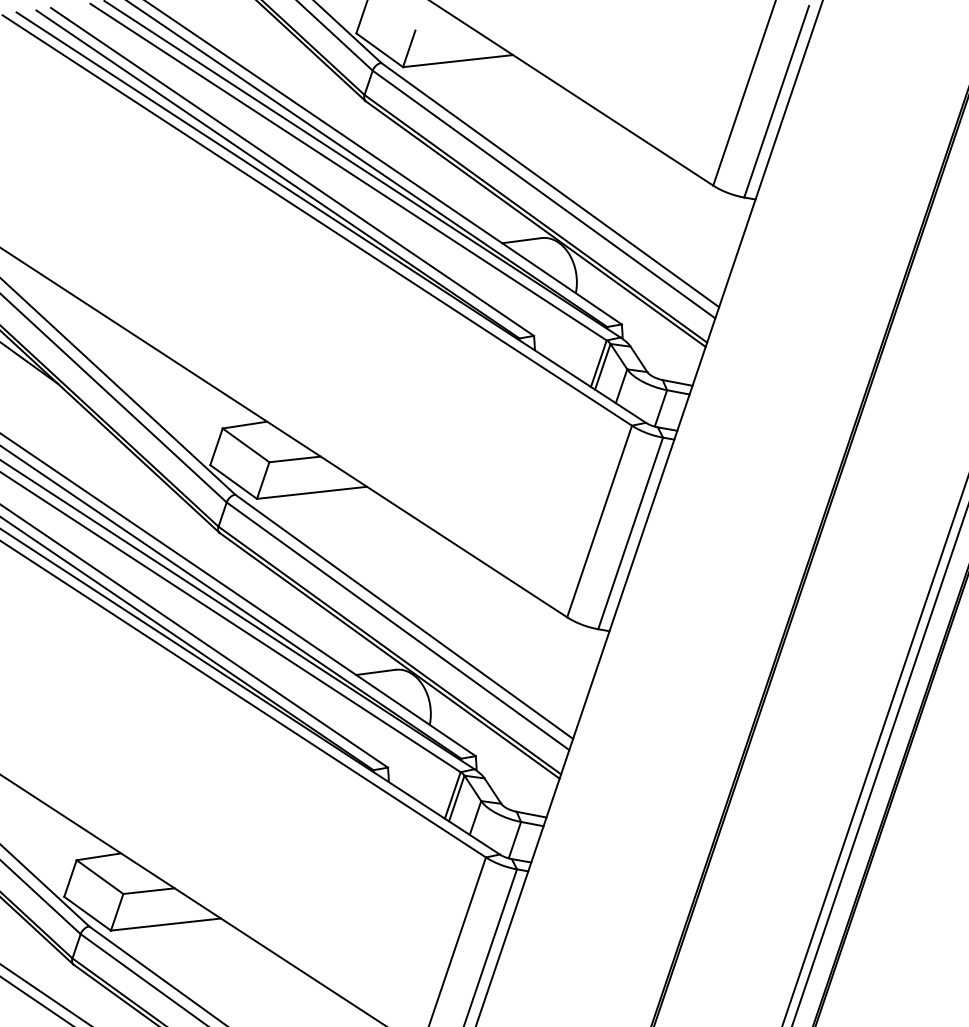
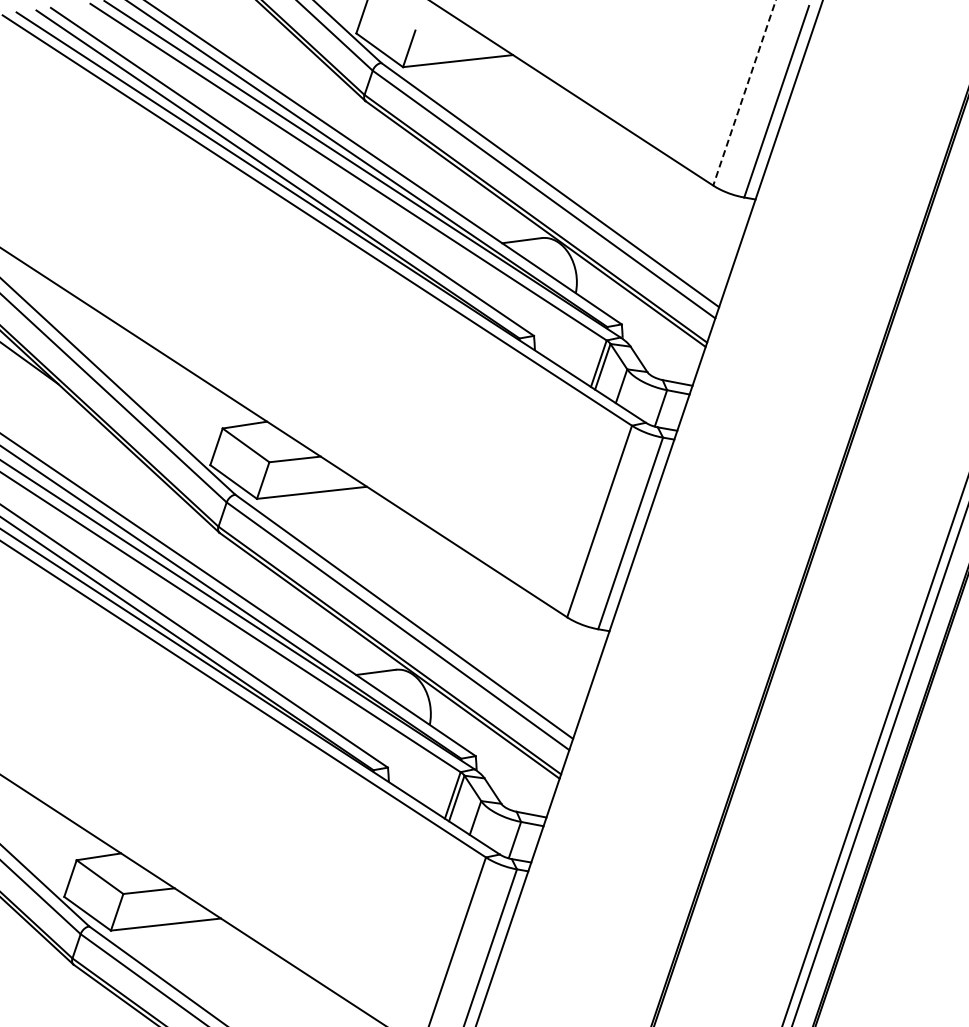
line: solid -> dashed (744, 93)
line: present -> none (44, 994)
line: present -> none (36, 1000)
